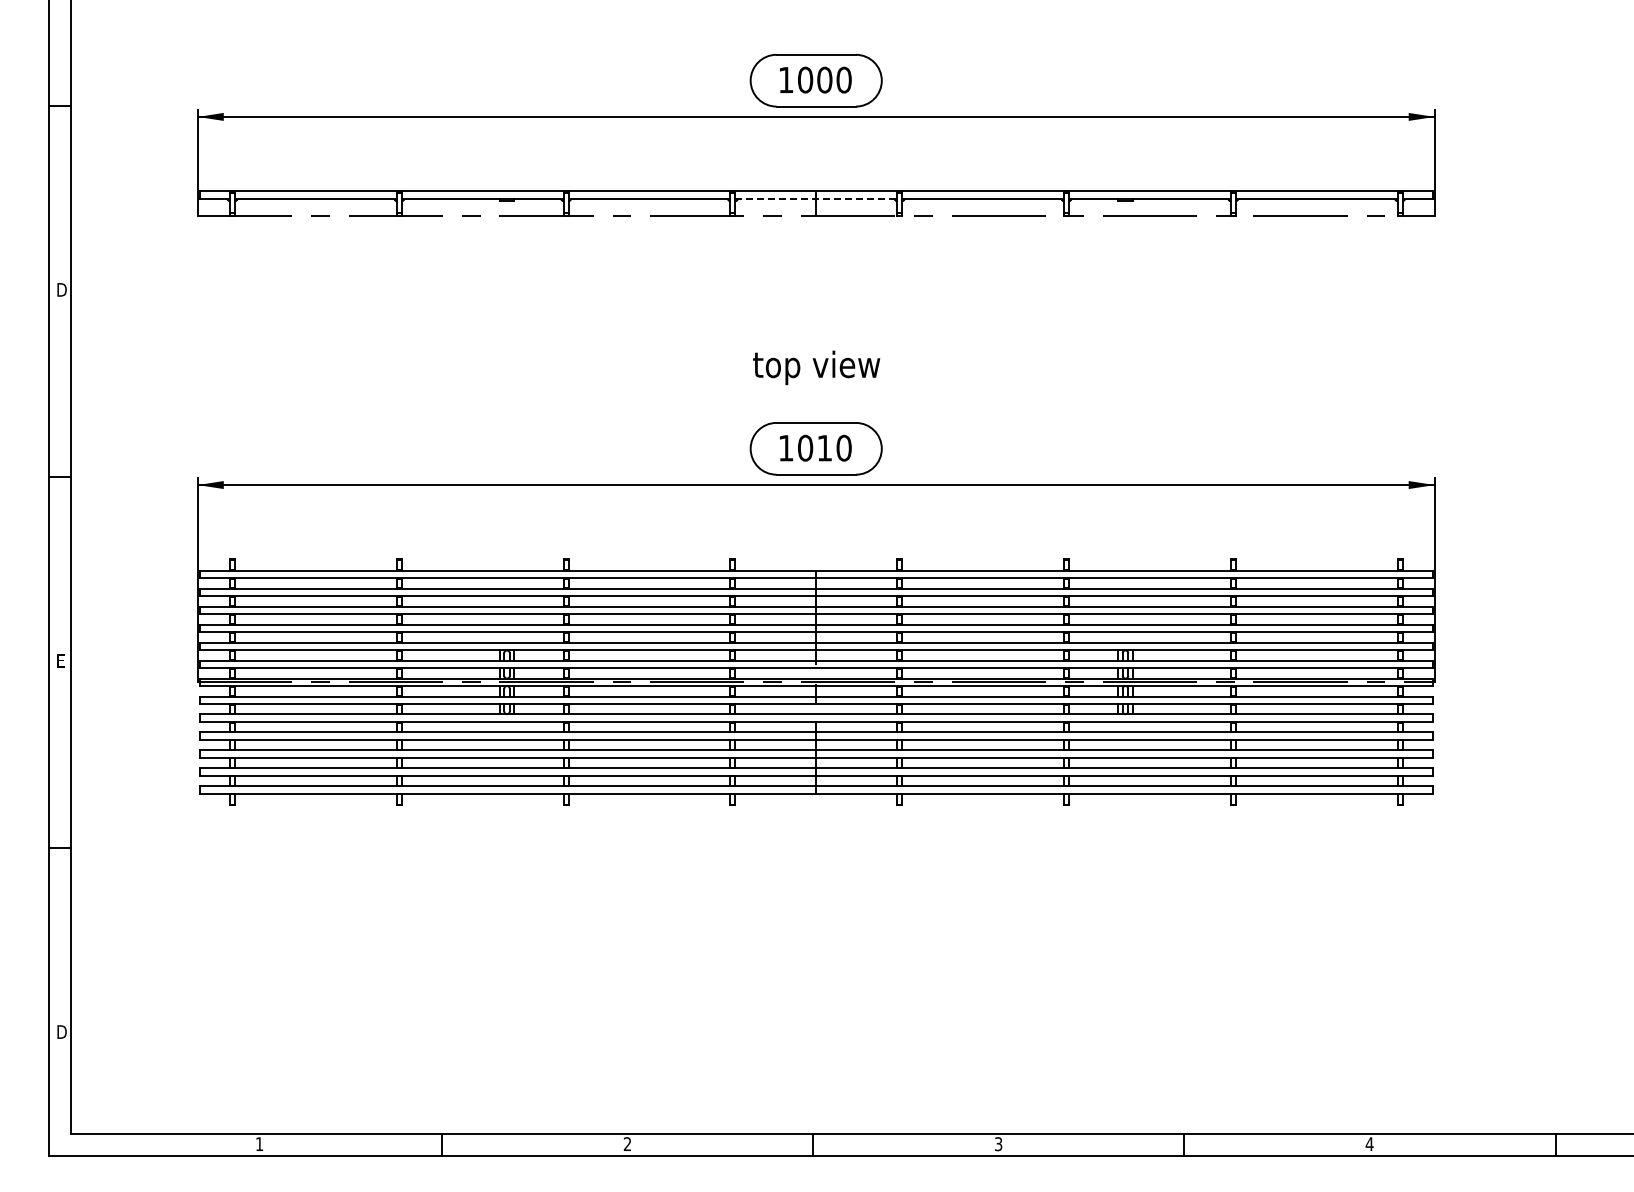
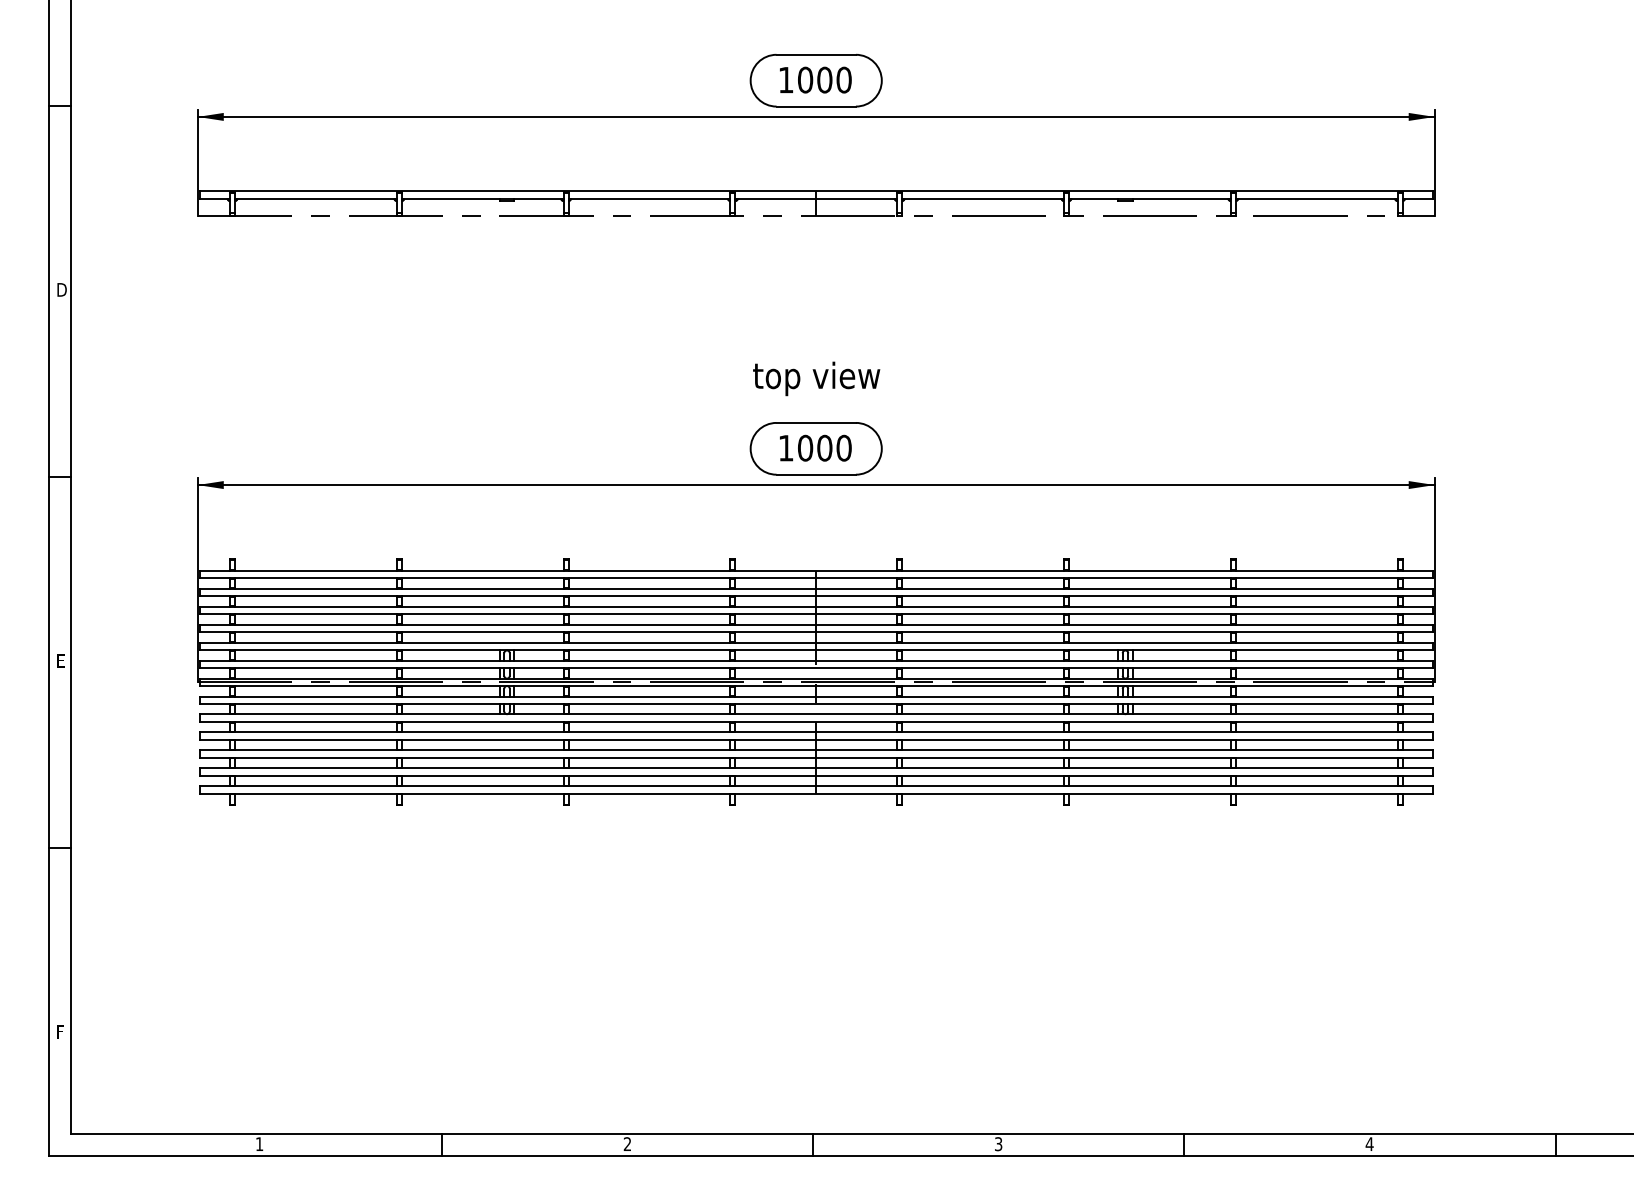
line: dashed -> solid (816, 198)
text position: (816, 367) -> (816, 378) (816, 378)
text: 1010 -> 1000 (824, 447)
text: D -> F (61, 1031)
